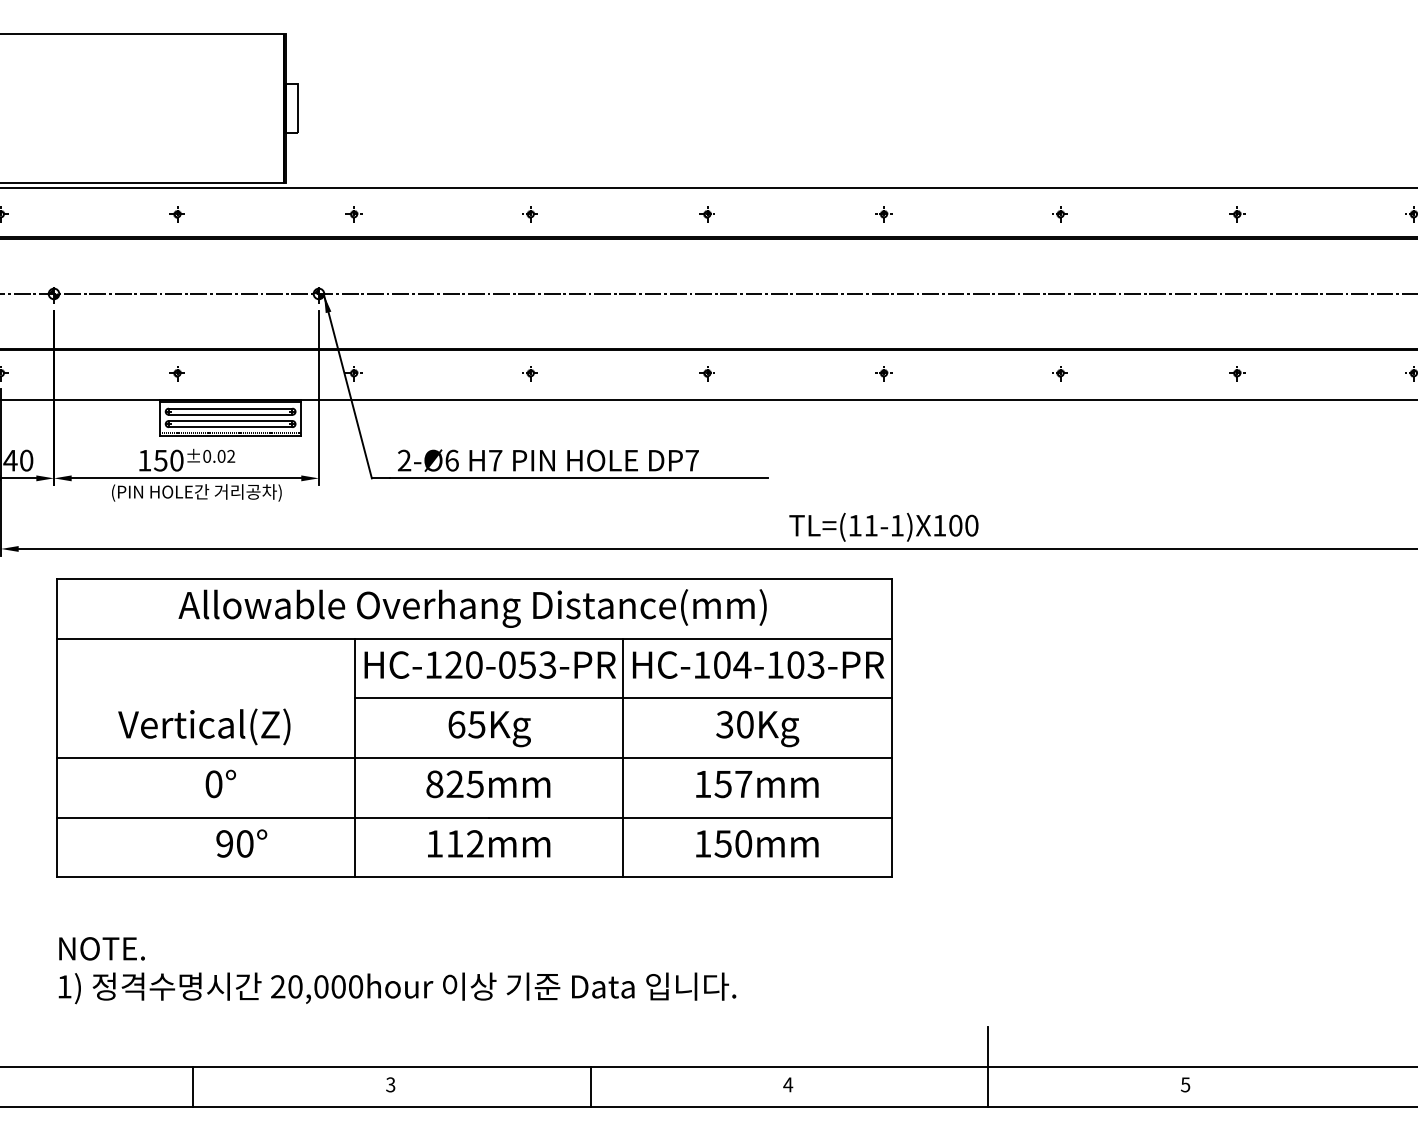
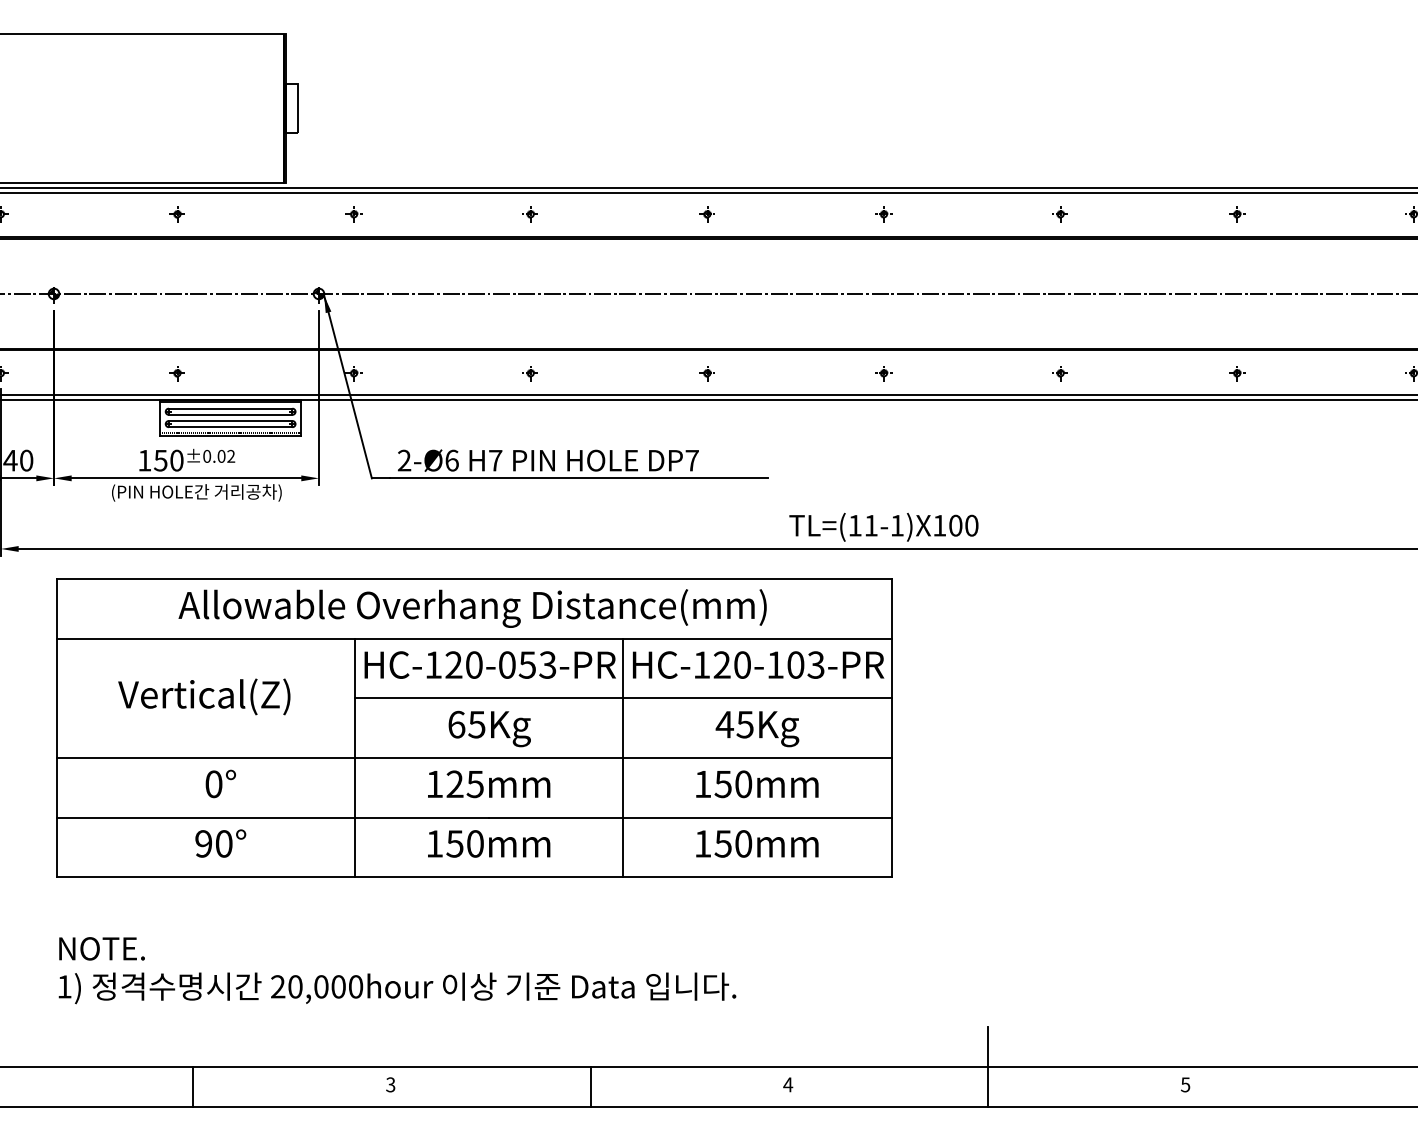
line: none -> present (708, 193)
line: none -> present (708, 394)
text: HC-104-103-PR -> HC-120-103-PR (732, 664)
text: 30Kg -> 45Kg (734, 724)
text position: (204, 726) -> (204, 696) (204, 696)
text: 825mm -> 125mm (434, 784)
text: 157mm -> 150mm (743, 784)
text position: (241, 843) -> (220, 843) (220, 843)
text: 112mm -> 150mm (464, 843)
